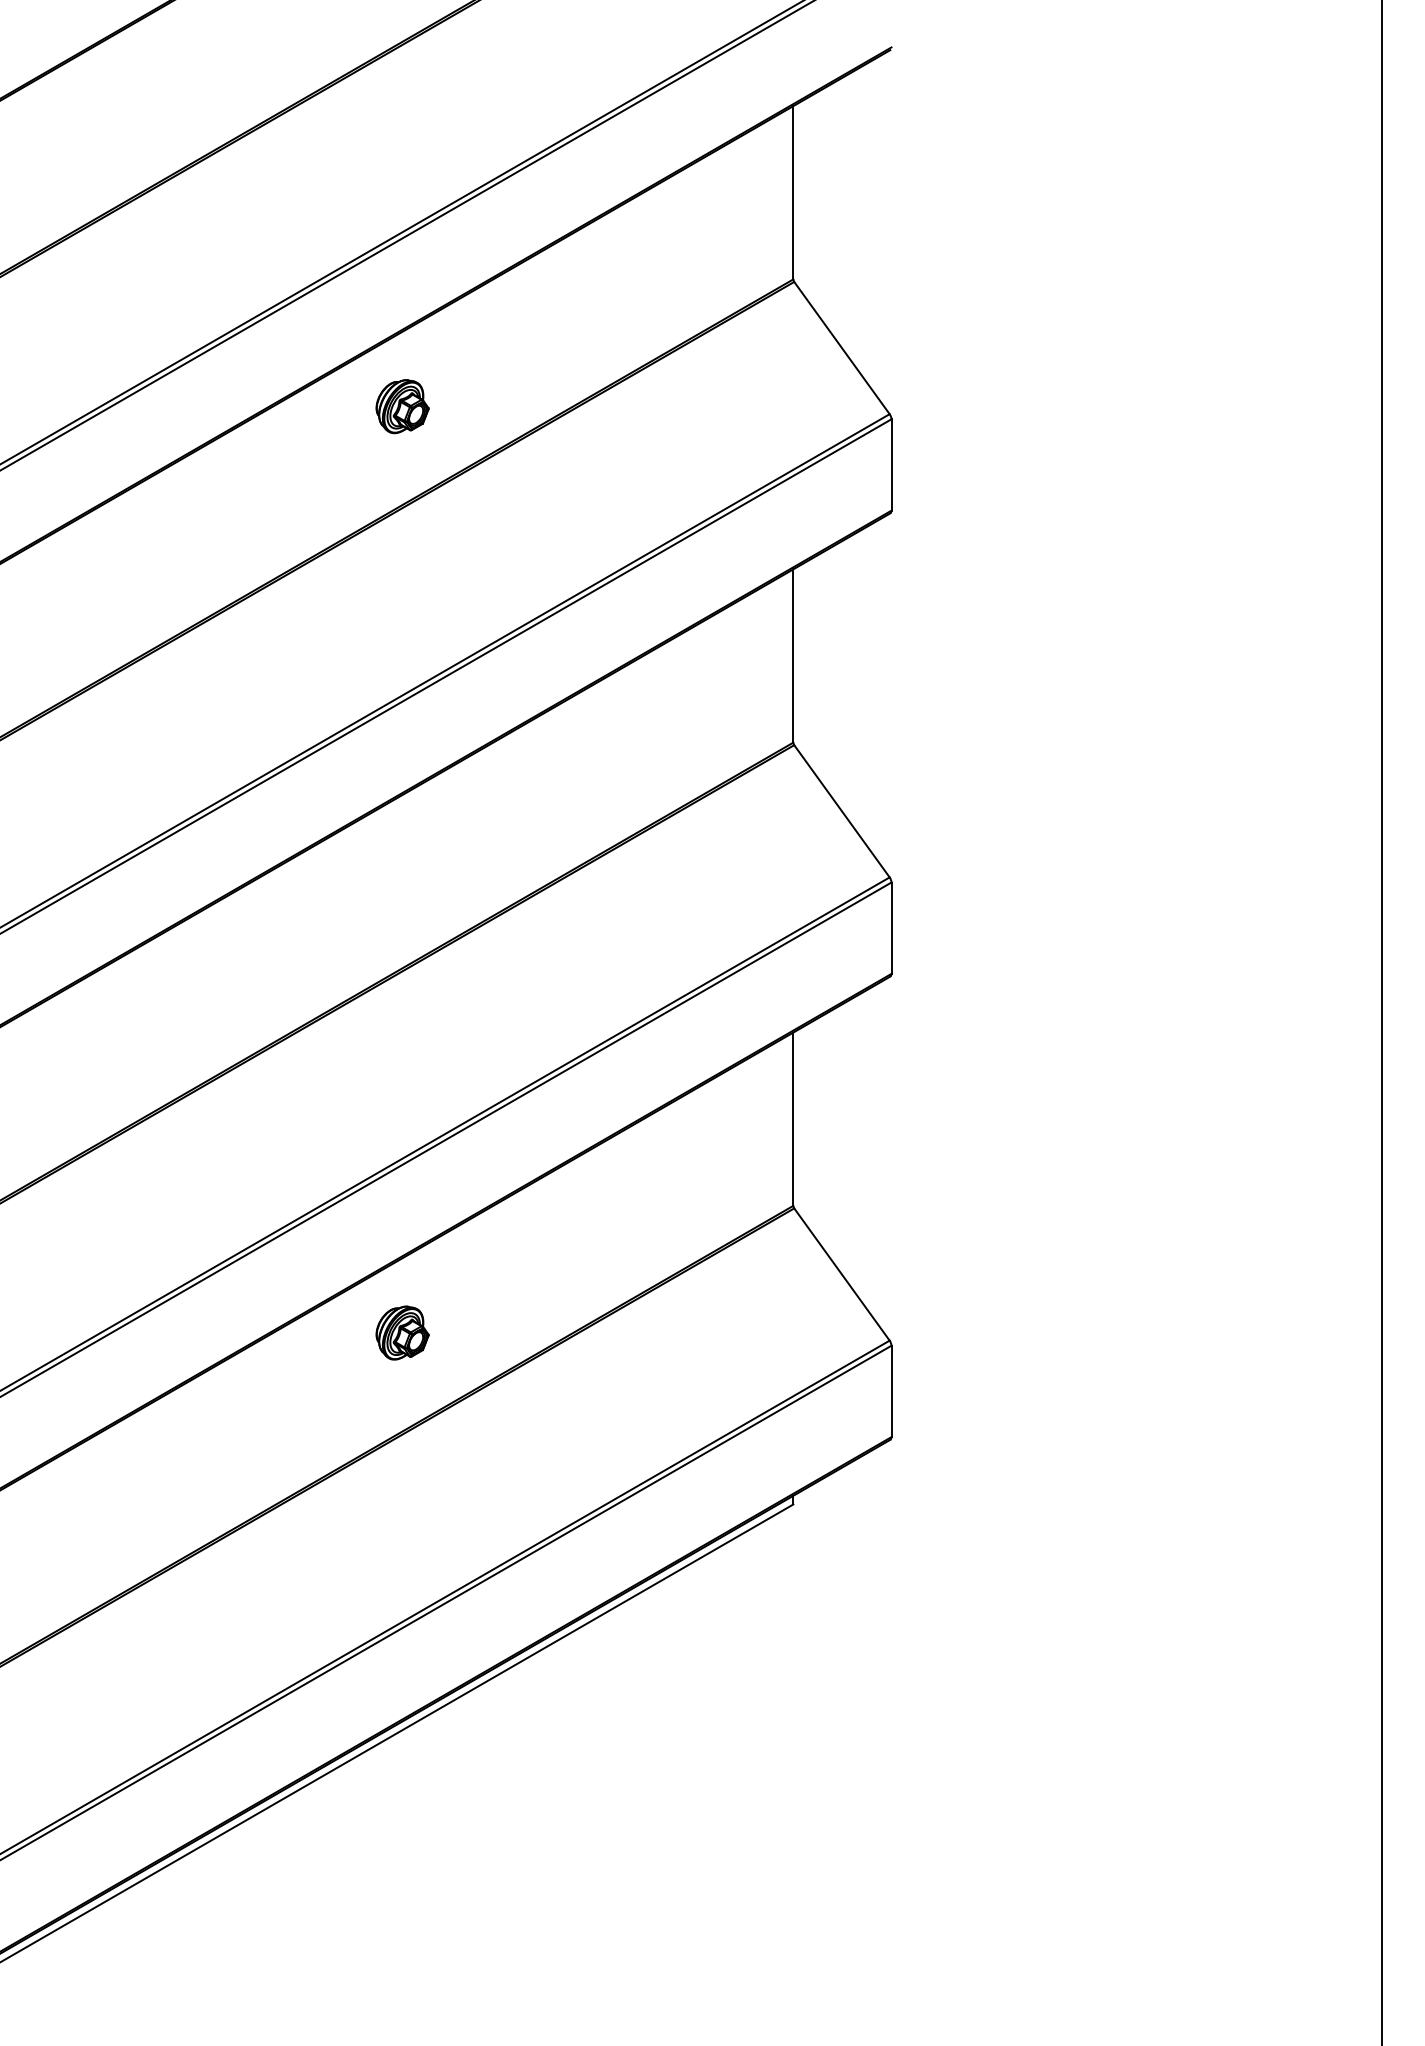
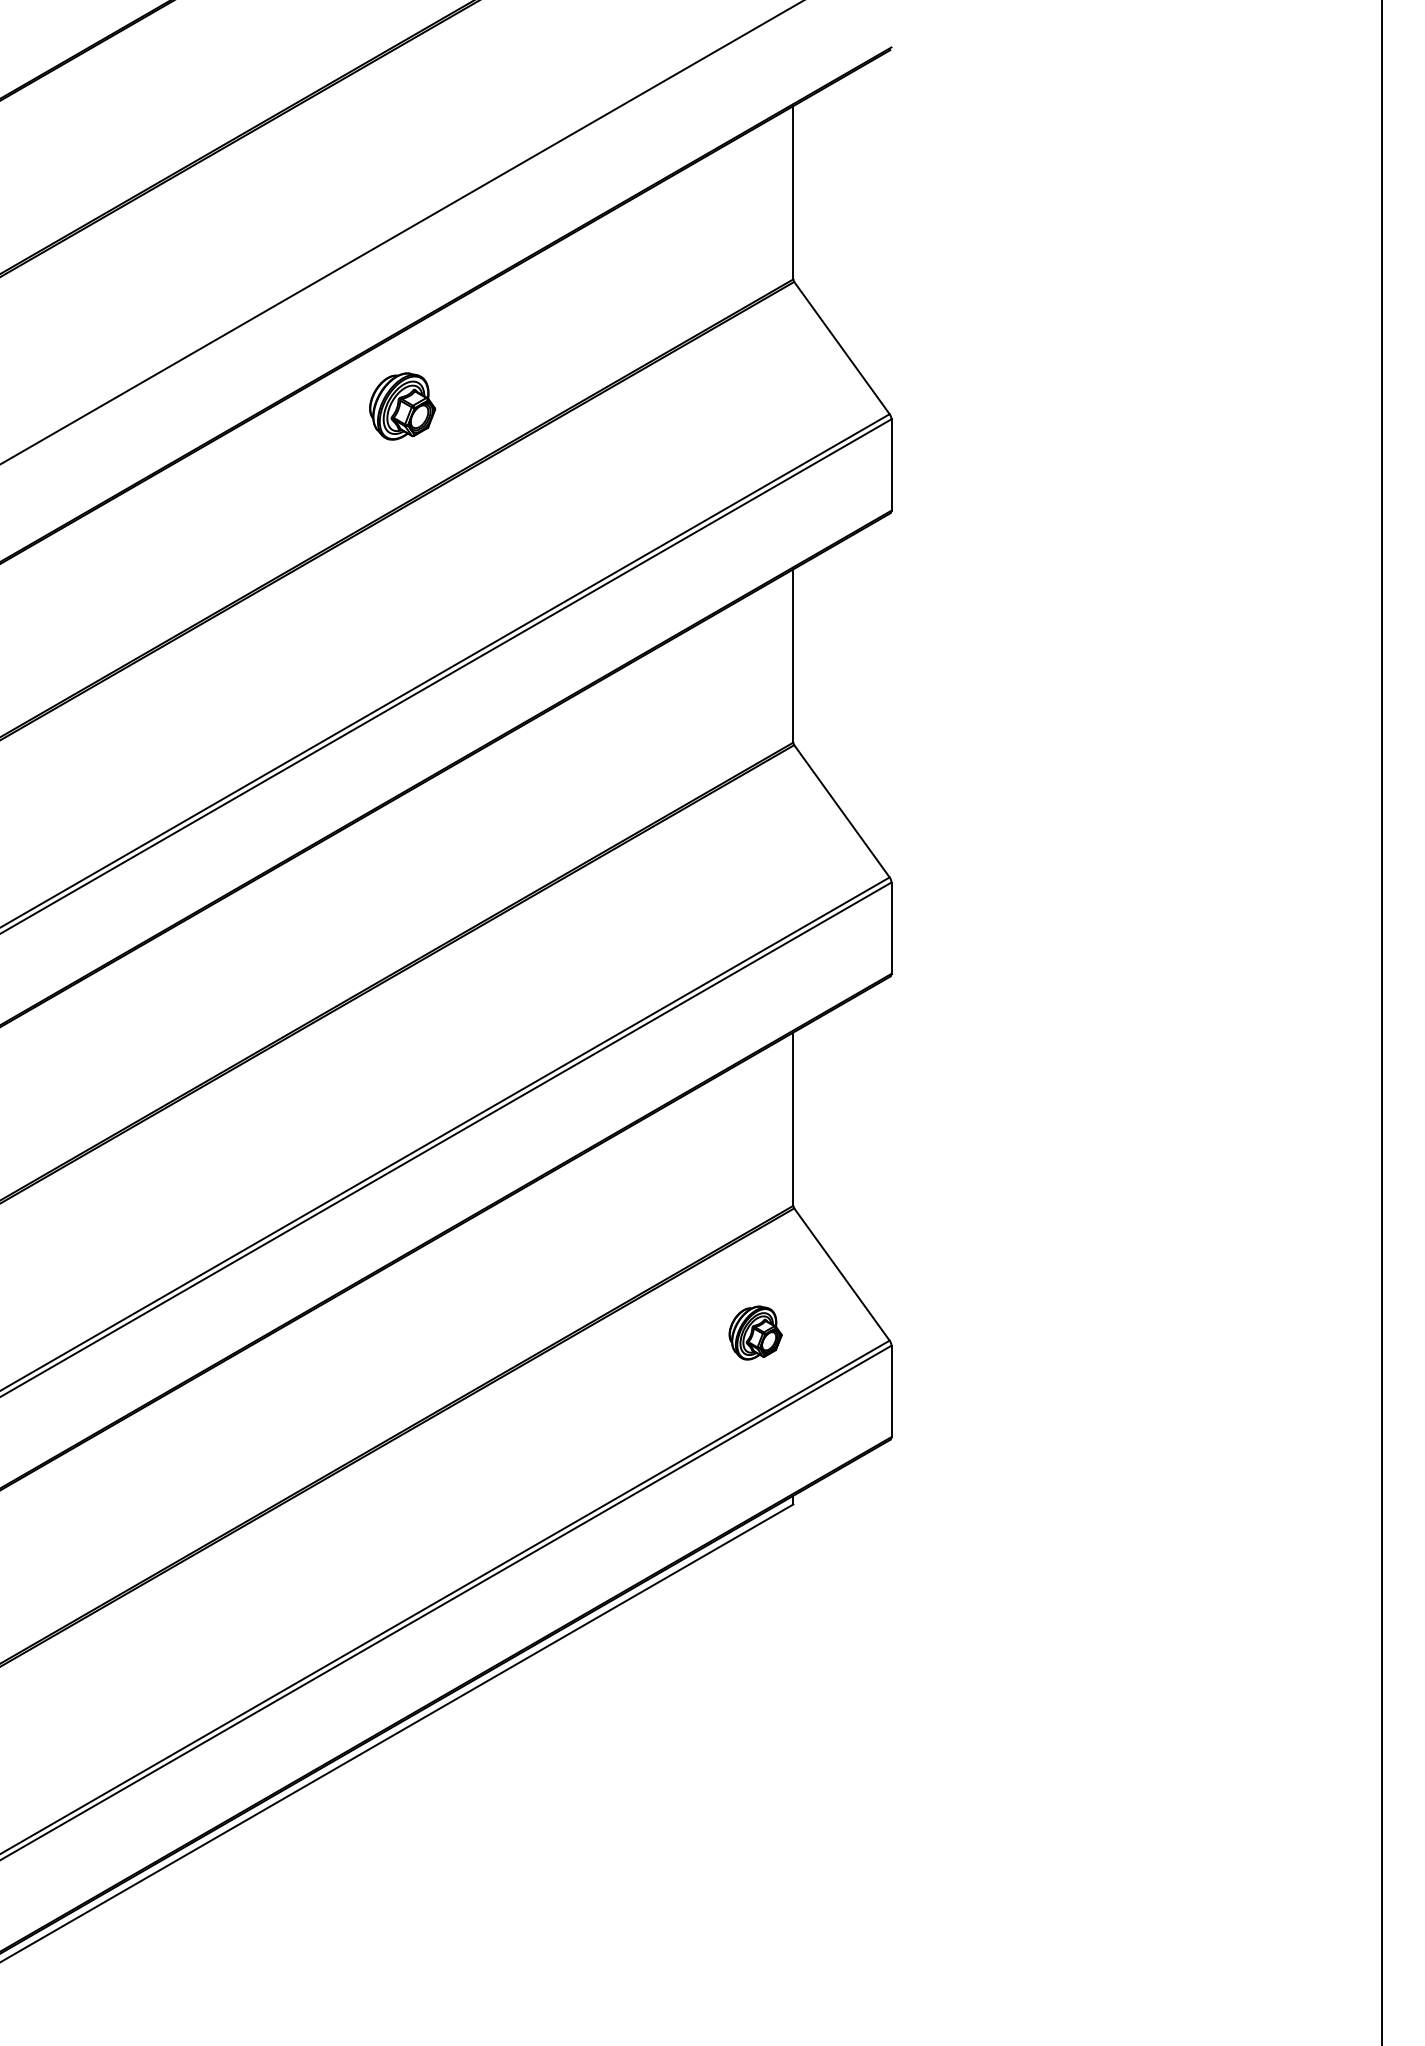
line: present -> none (406, 235)
part size: 55x56 px -> 68x69 px (402, 406)
part position: (402, 1332) -> (755, 1332) (755, 1332)
